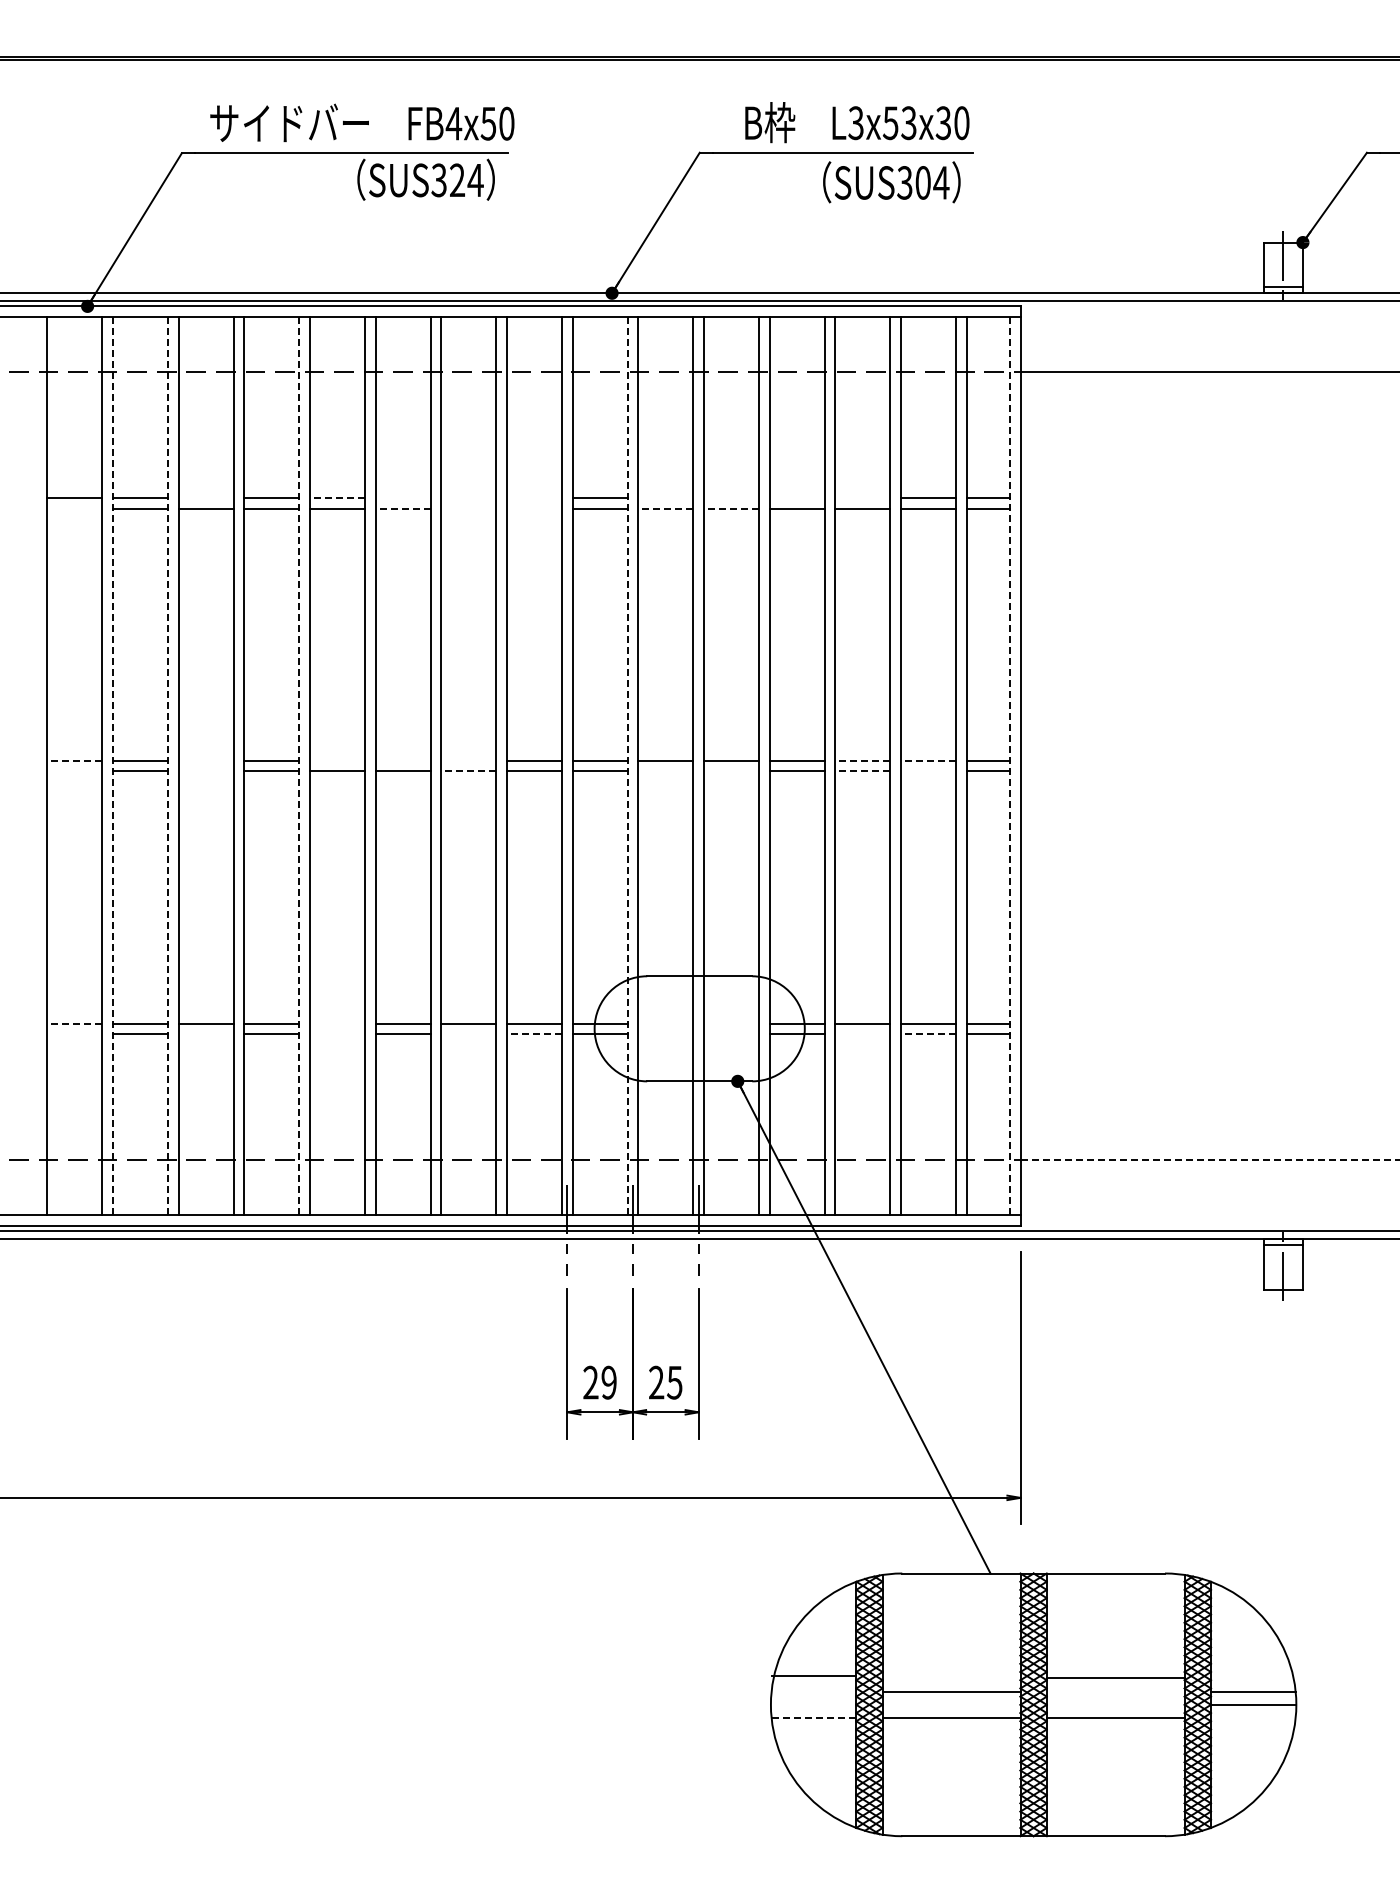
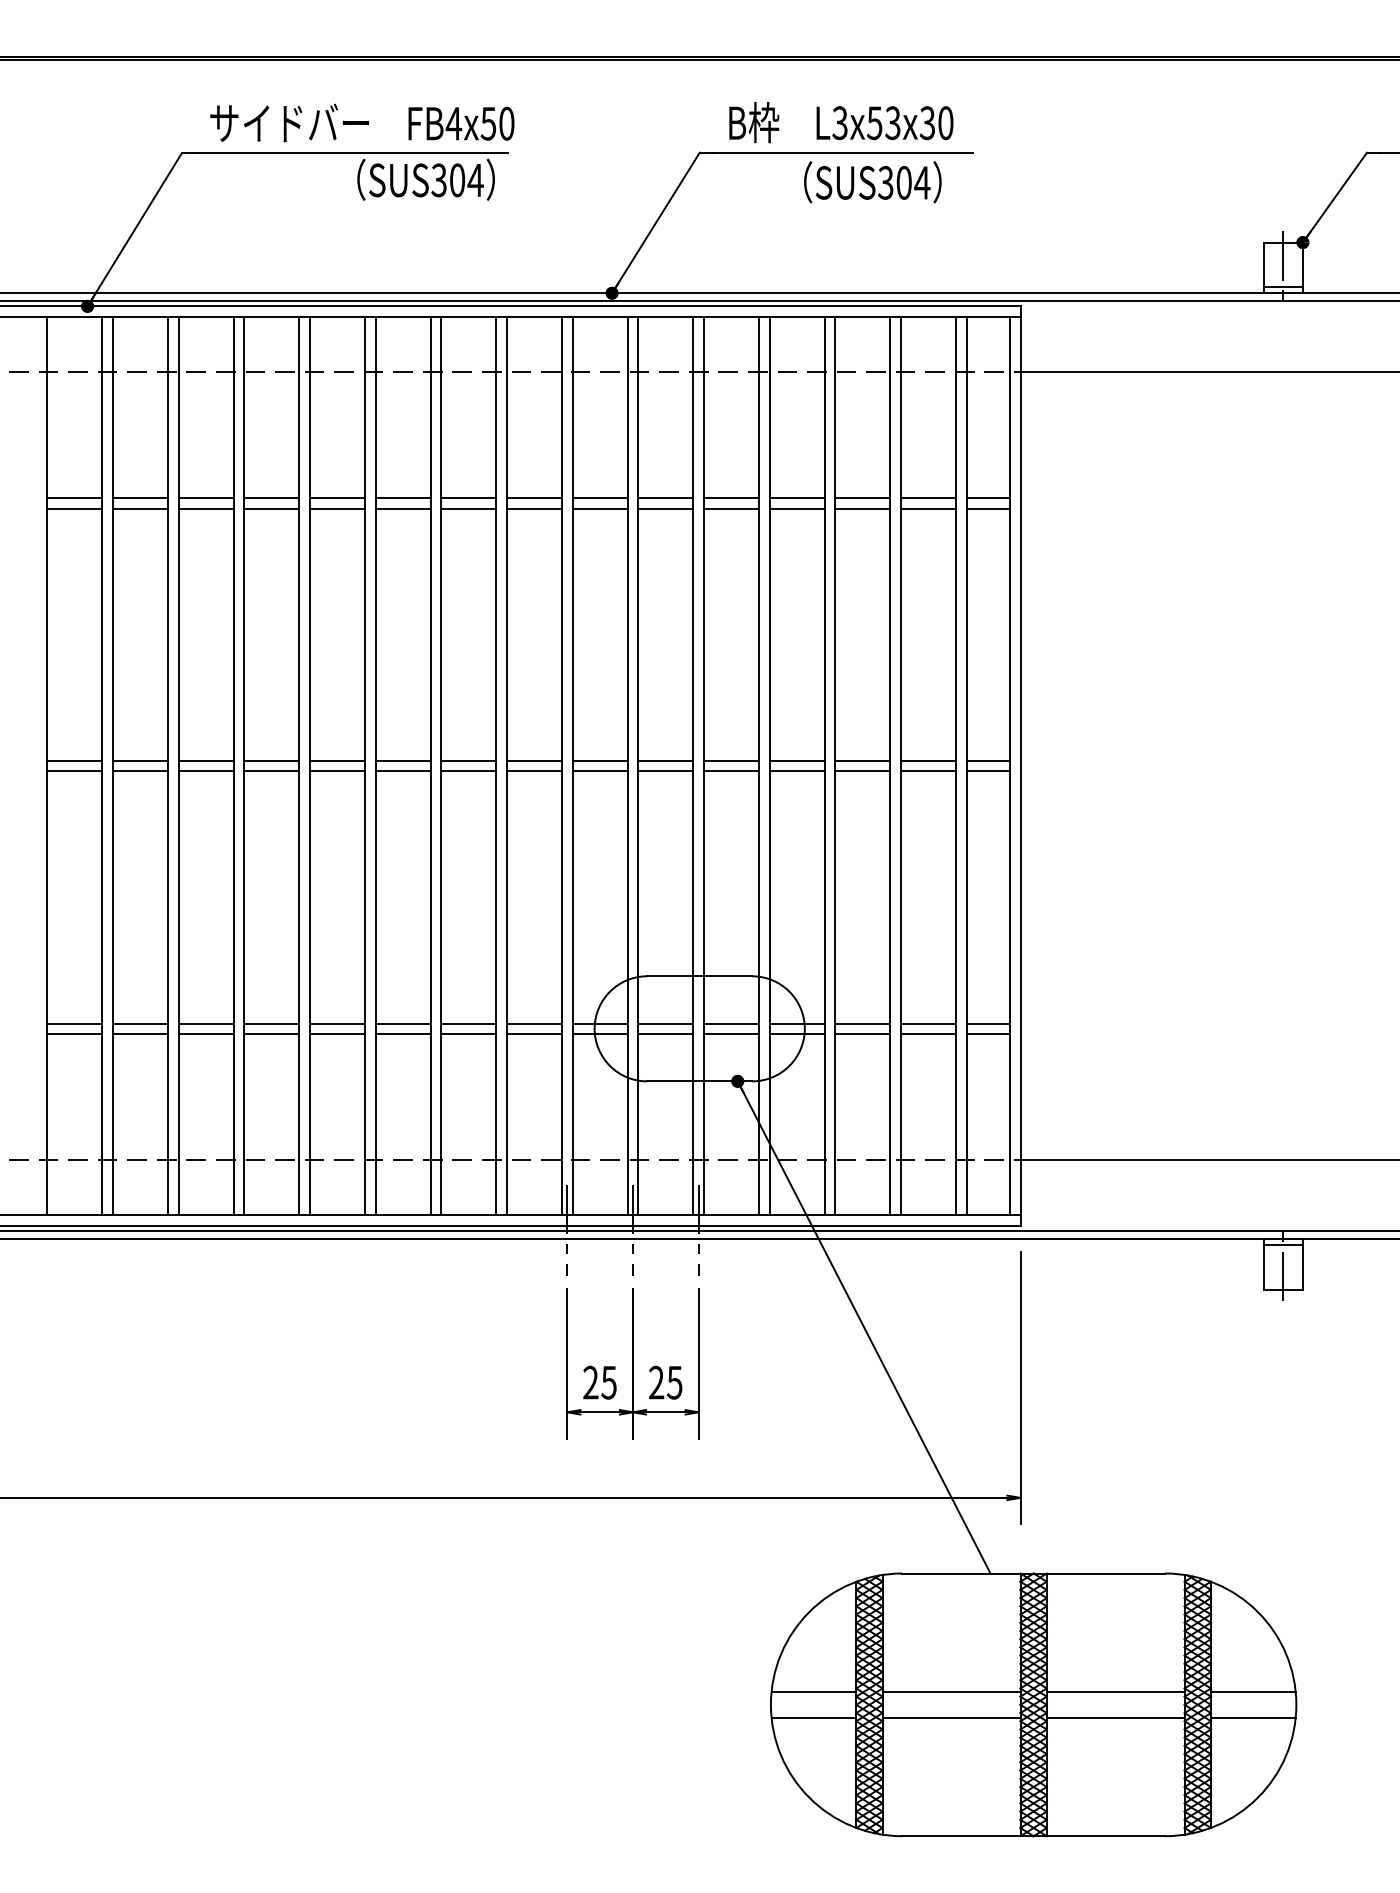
text position: (857, 122) -> (841, 122) (841, 122)
text: SUS324 -> SUS304 (457, 180)
text position: (891, 182) -> (872, 182) (872, 182)
line: none -> present (205, 498)
line: dashed -> solid (337, 498)
line: none -> present (402, 498)
line: none -> present (468, 498)
line: none -> present (534, 498)
line: none -> present (665, 498)
line: none -> present (731, 498)
line: none -> present (796, 498)
line: none -> present (862, 498)
line: none -> present (74, 508)
line: dashed -> solid (403, 508)
line: none -> present (468, 508)
line: none -> present (534, 508)
line: dashed -> solid (665, 508)
line: dashed -> solid (731, 508)
line: dashed -> solid (74, 760)
line: none -> present (205, 760)
line: none -> present (337, 760)
line: none -> present (402, 760)
line: none -> present (468, 760)
line: dashed -> solid (862, 760)
line: dashed -> solid (928, 760)
line: dashed -> solid (1010, 765)
line: dashed -> solid (112, 766)
line: dashed -> solid (168, 766)
line: dashed -> solid (299, 766)
line: dashed -> solid (627, 766)
line: none -> present (74, 771)
line: none -> present (205, 771)
line: dashed -> solid (468, 771)
line: none -> present (665, 771)
line: none -> present (731, 771)
line: dashed -> solid (862, 771)
line: none -> present (928, 771)
line: dashed -> solid (74, 1023)
line: none -> present (337, 1023)
line: none -> present (665, 1023)
line: none -> present (731, 1023)
line: none -> present (74, 1034)
line: none -> present (205, 1034)
line: none -> present (337, 1034)
line: none -> present (468, 1034)
line: dashed -> solid (534, 1034)
line: none -> present (665, 1034)
line: none -> present (731, 1034)
line: none -> present (862, 1034)
line: dashed -> solid (928, 1034)
line: dashed -> solid (1210, 1160)
text: 29 -> 25 (608, 1382)
line position: (813, 1675) -> (813, 1691) (813, 1691)
line position: (1115, 1677) -> (1115, 1691) (1115, 1691)
line position: (1252, 1704) -> (1252, 1717) (1252, 1717)
line: dashed -> solid (814, 1717)
